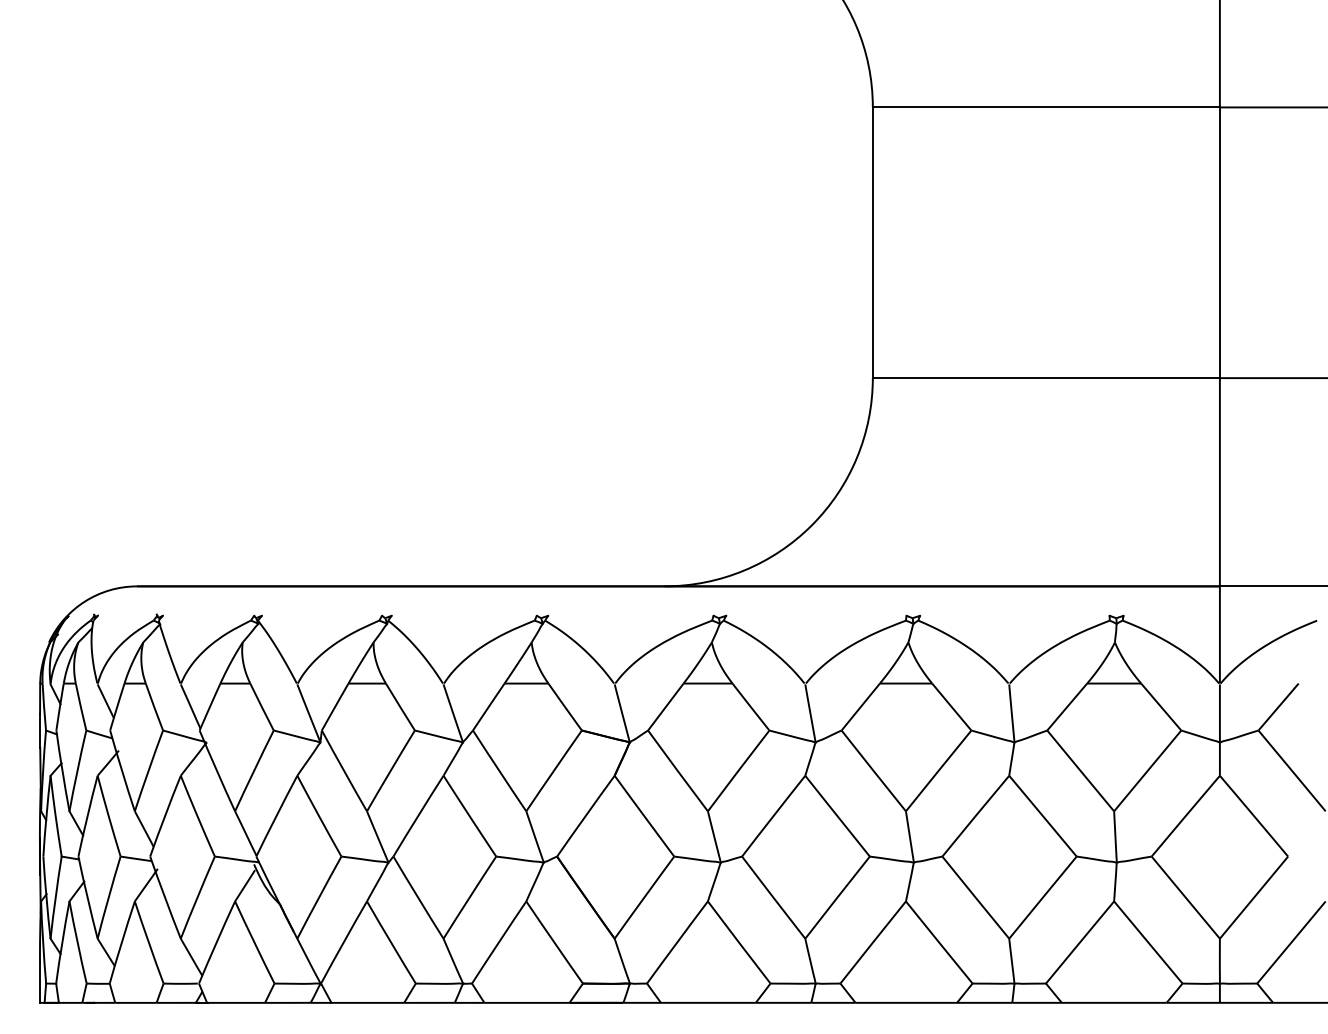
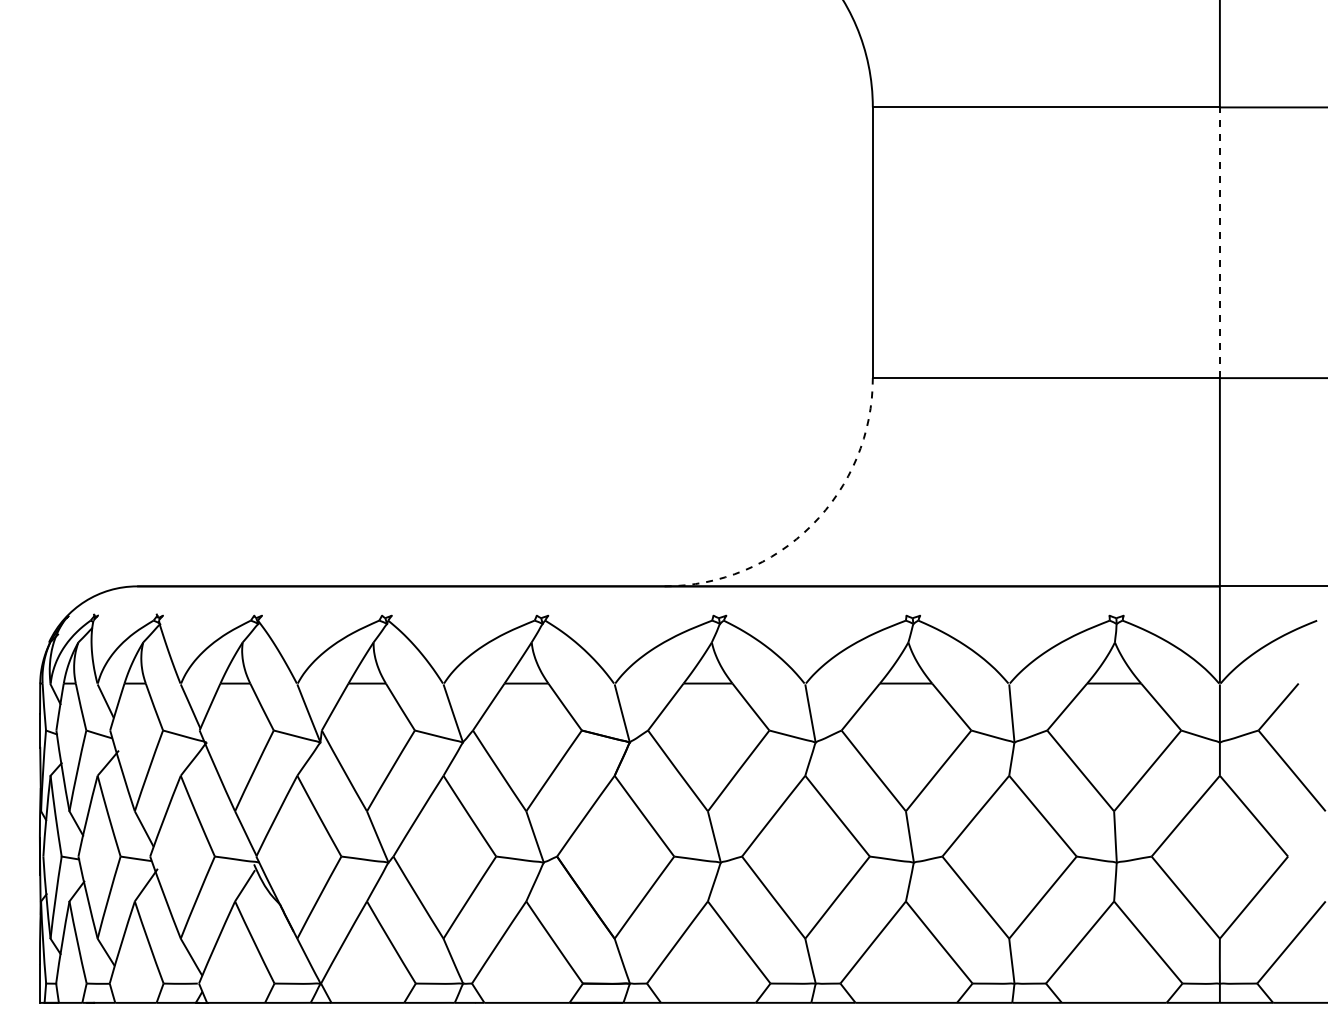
line: solid -> dashed (1219, 242)
arc: solid -> dashed (811, 525)
